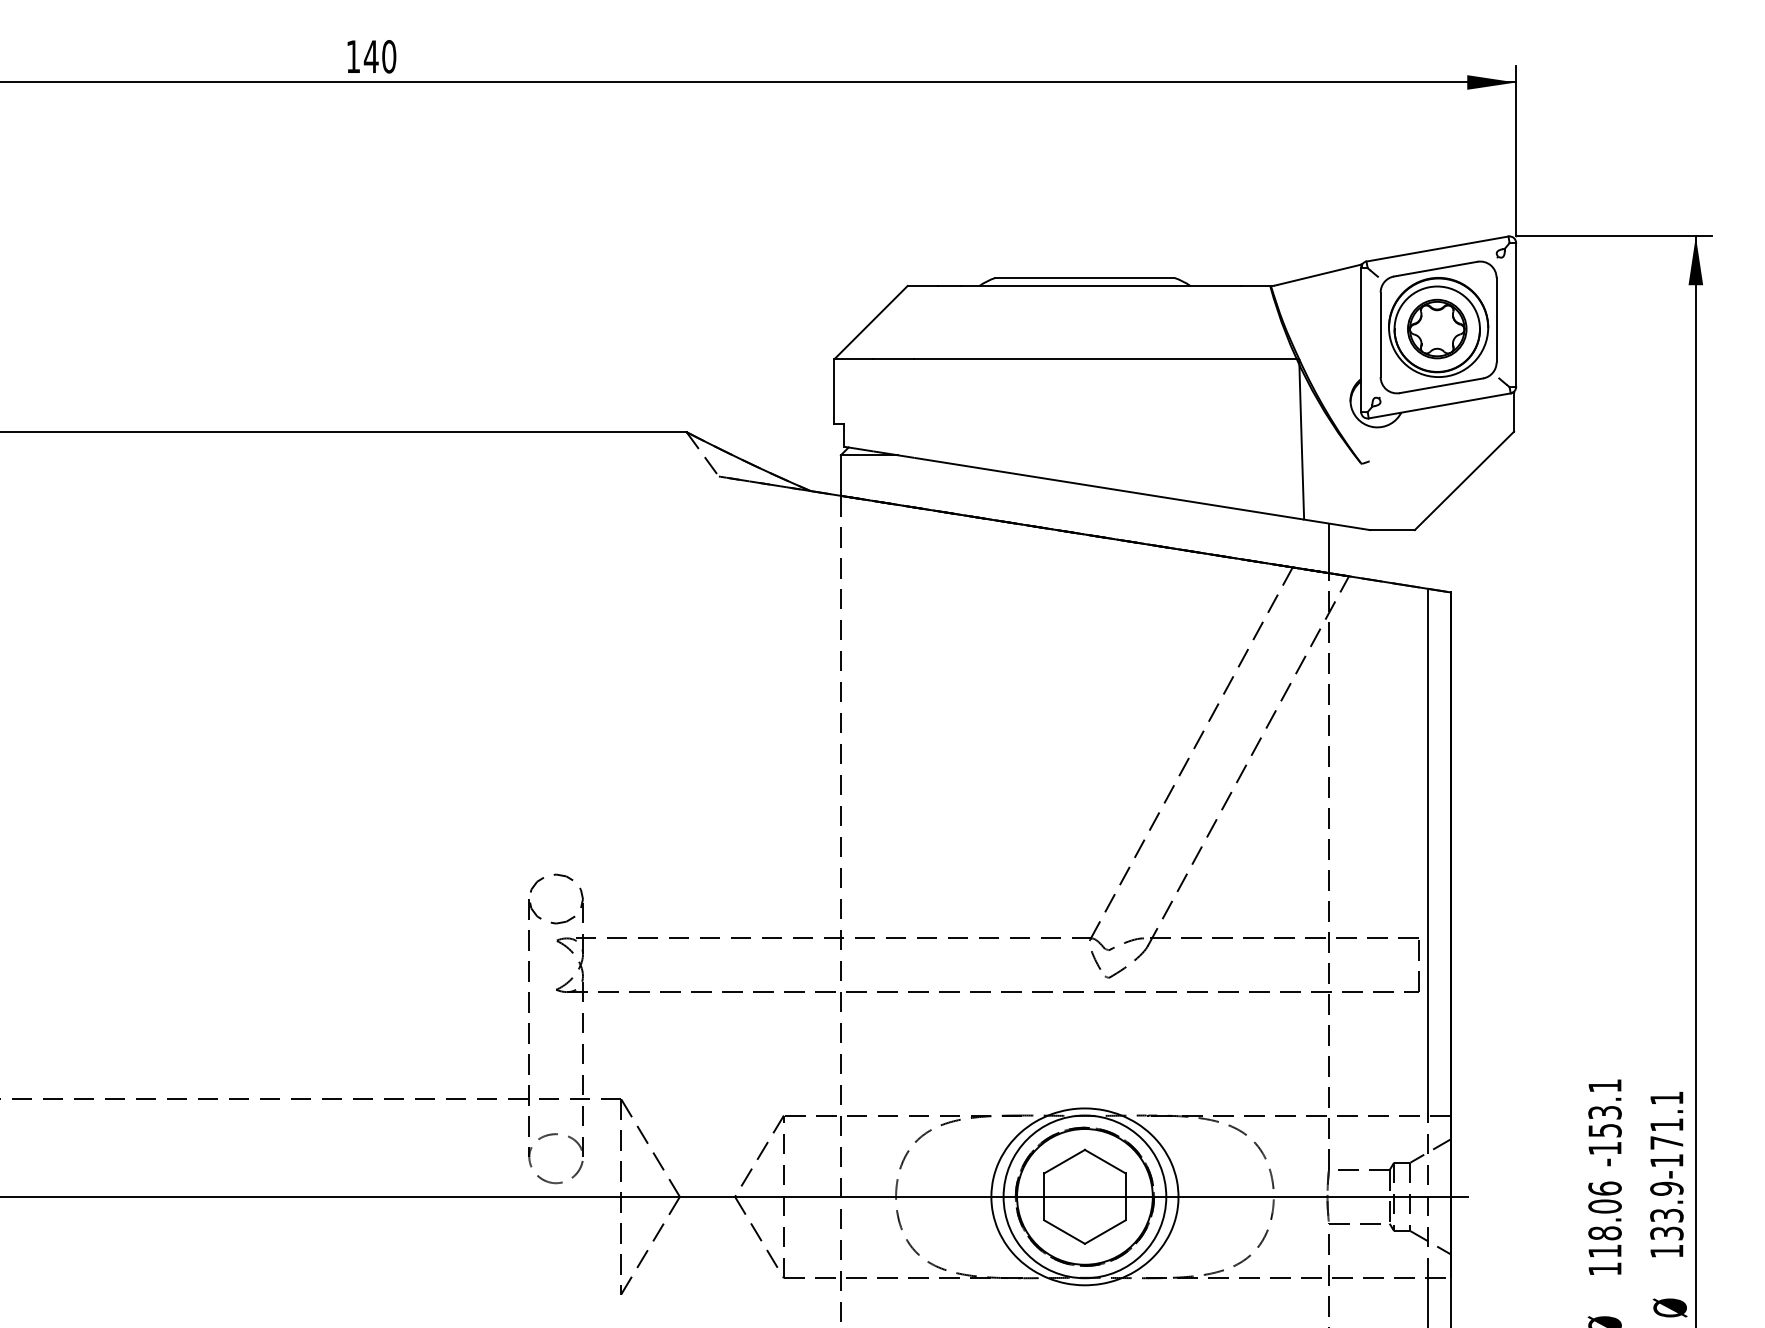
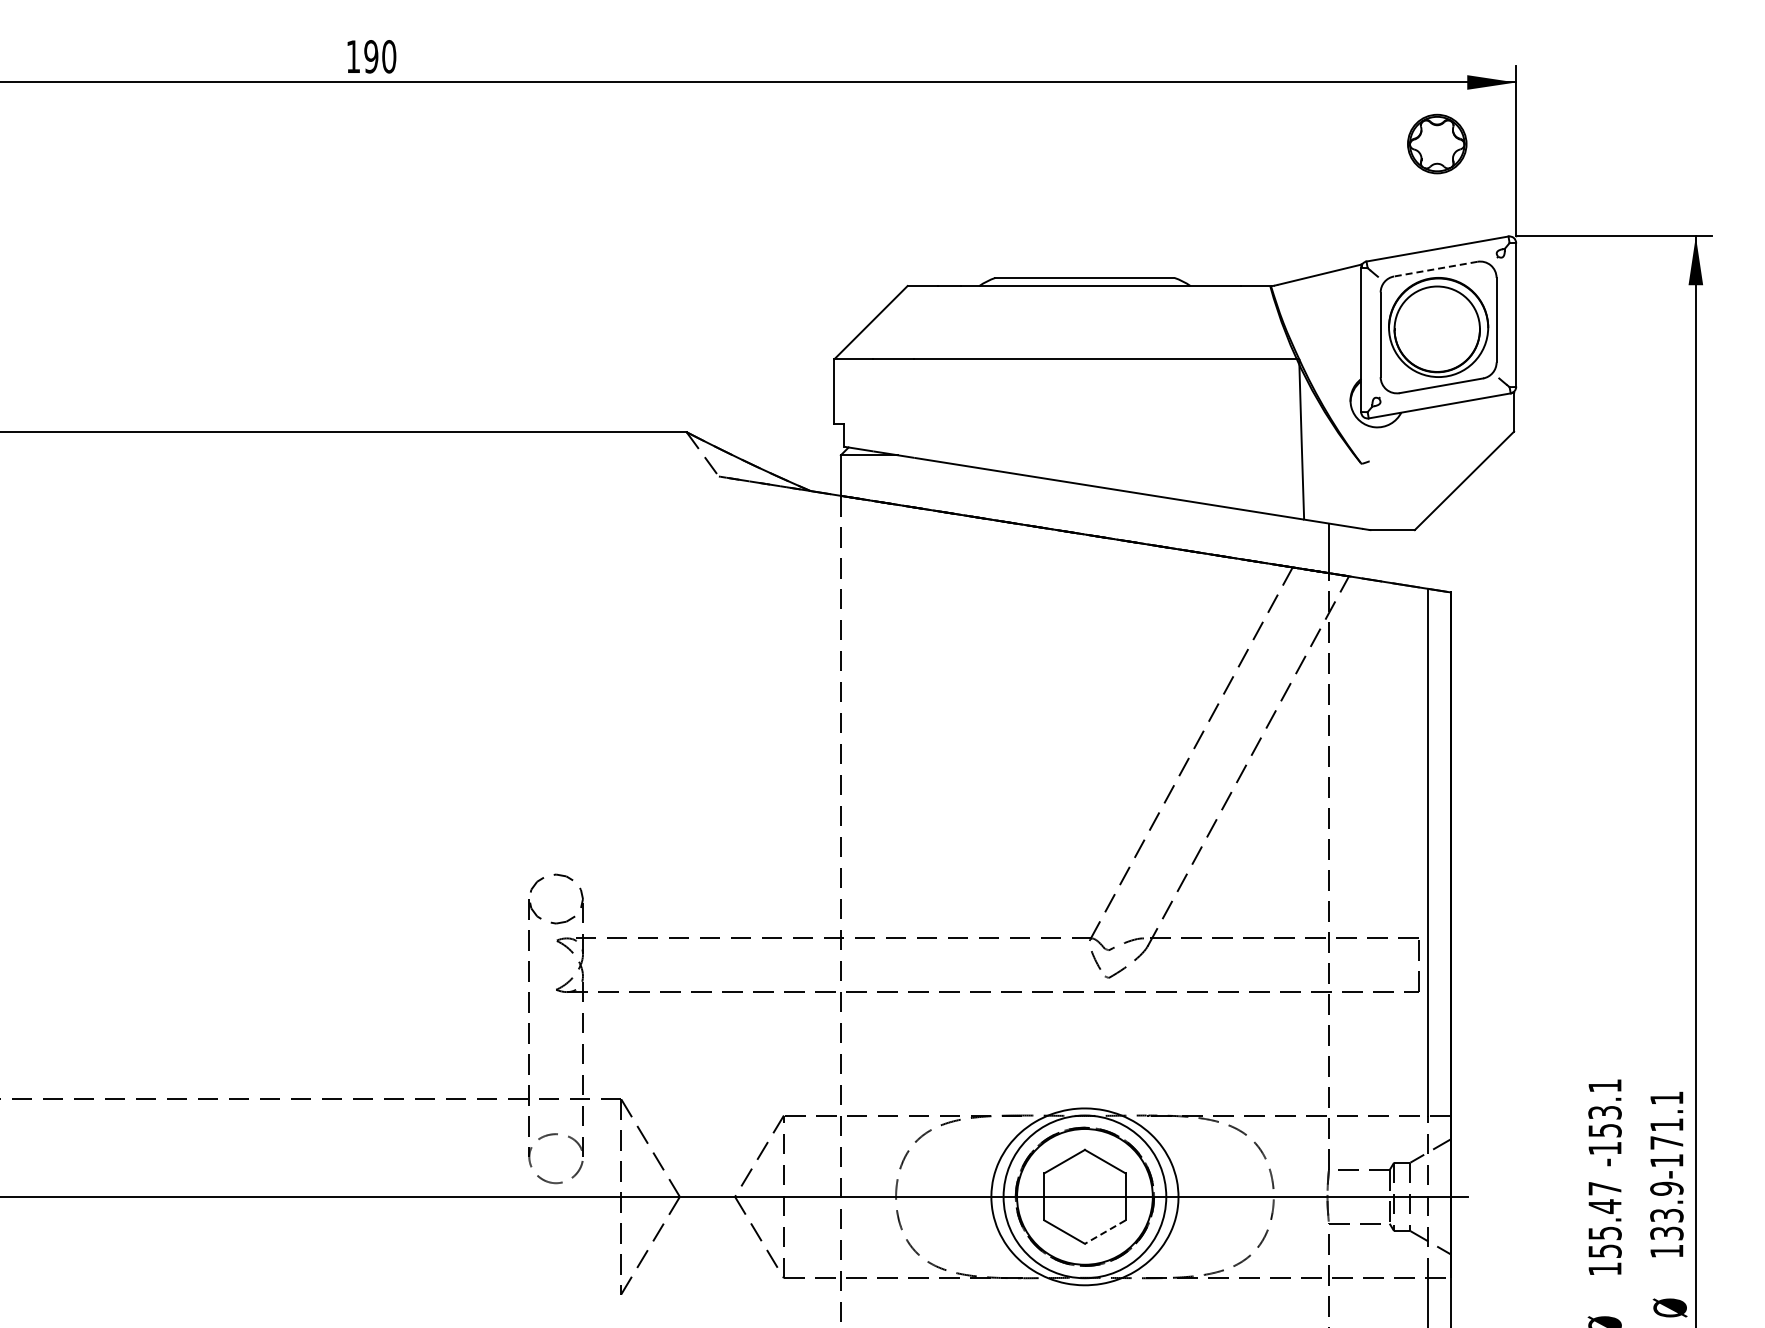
text: 140 -> 190 (370, 56)
line: solid -> dashed (1435, 269)
part position: (1437, 328) -> (1437, 143) (1437, 143)
text: 118.06 -> 155.47 (1604, 1219)
line: solid -> dashed (1104, 1232)
